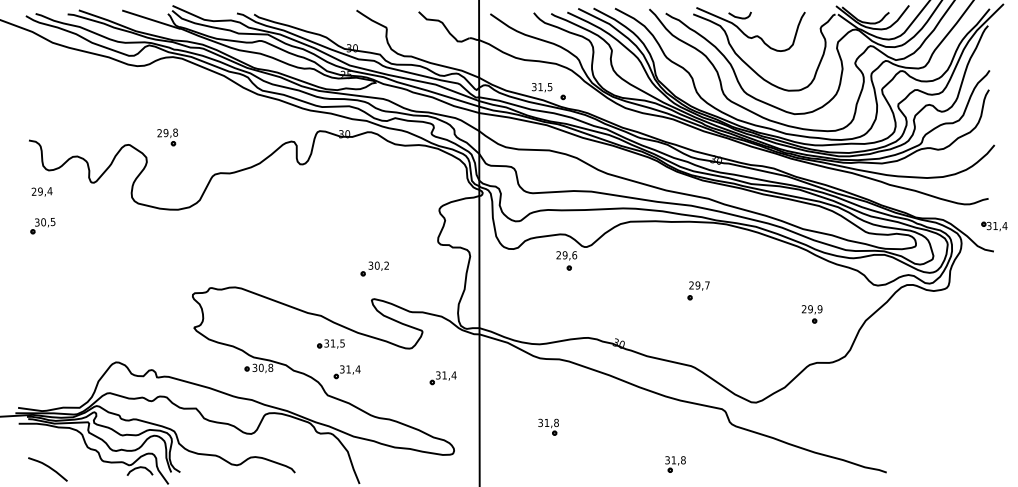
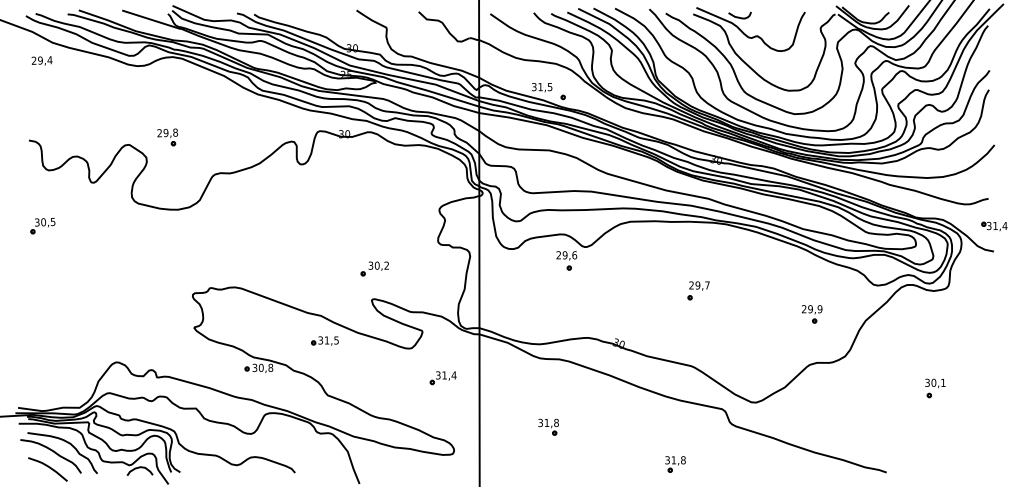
text position: (41, 191) -> (41, 60) (41, 60)
part position: (330, 343) -> (324, 340) (324, 340)
part: present -> none (346, 372)
part: none -> present (935, 388)
part: none -> present (58, 452)
